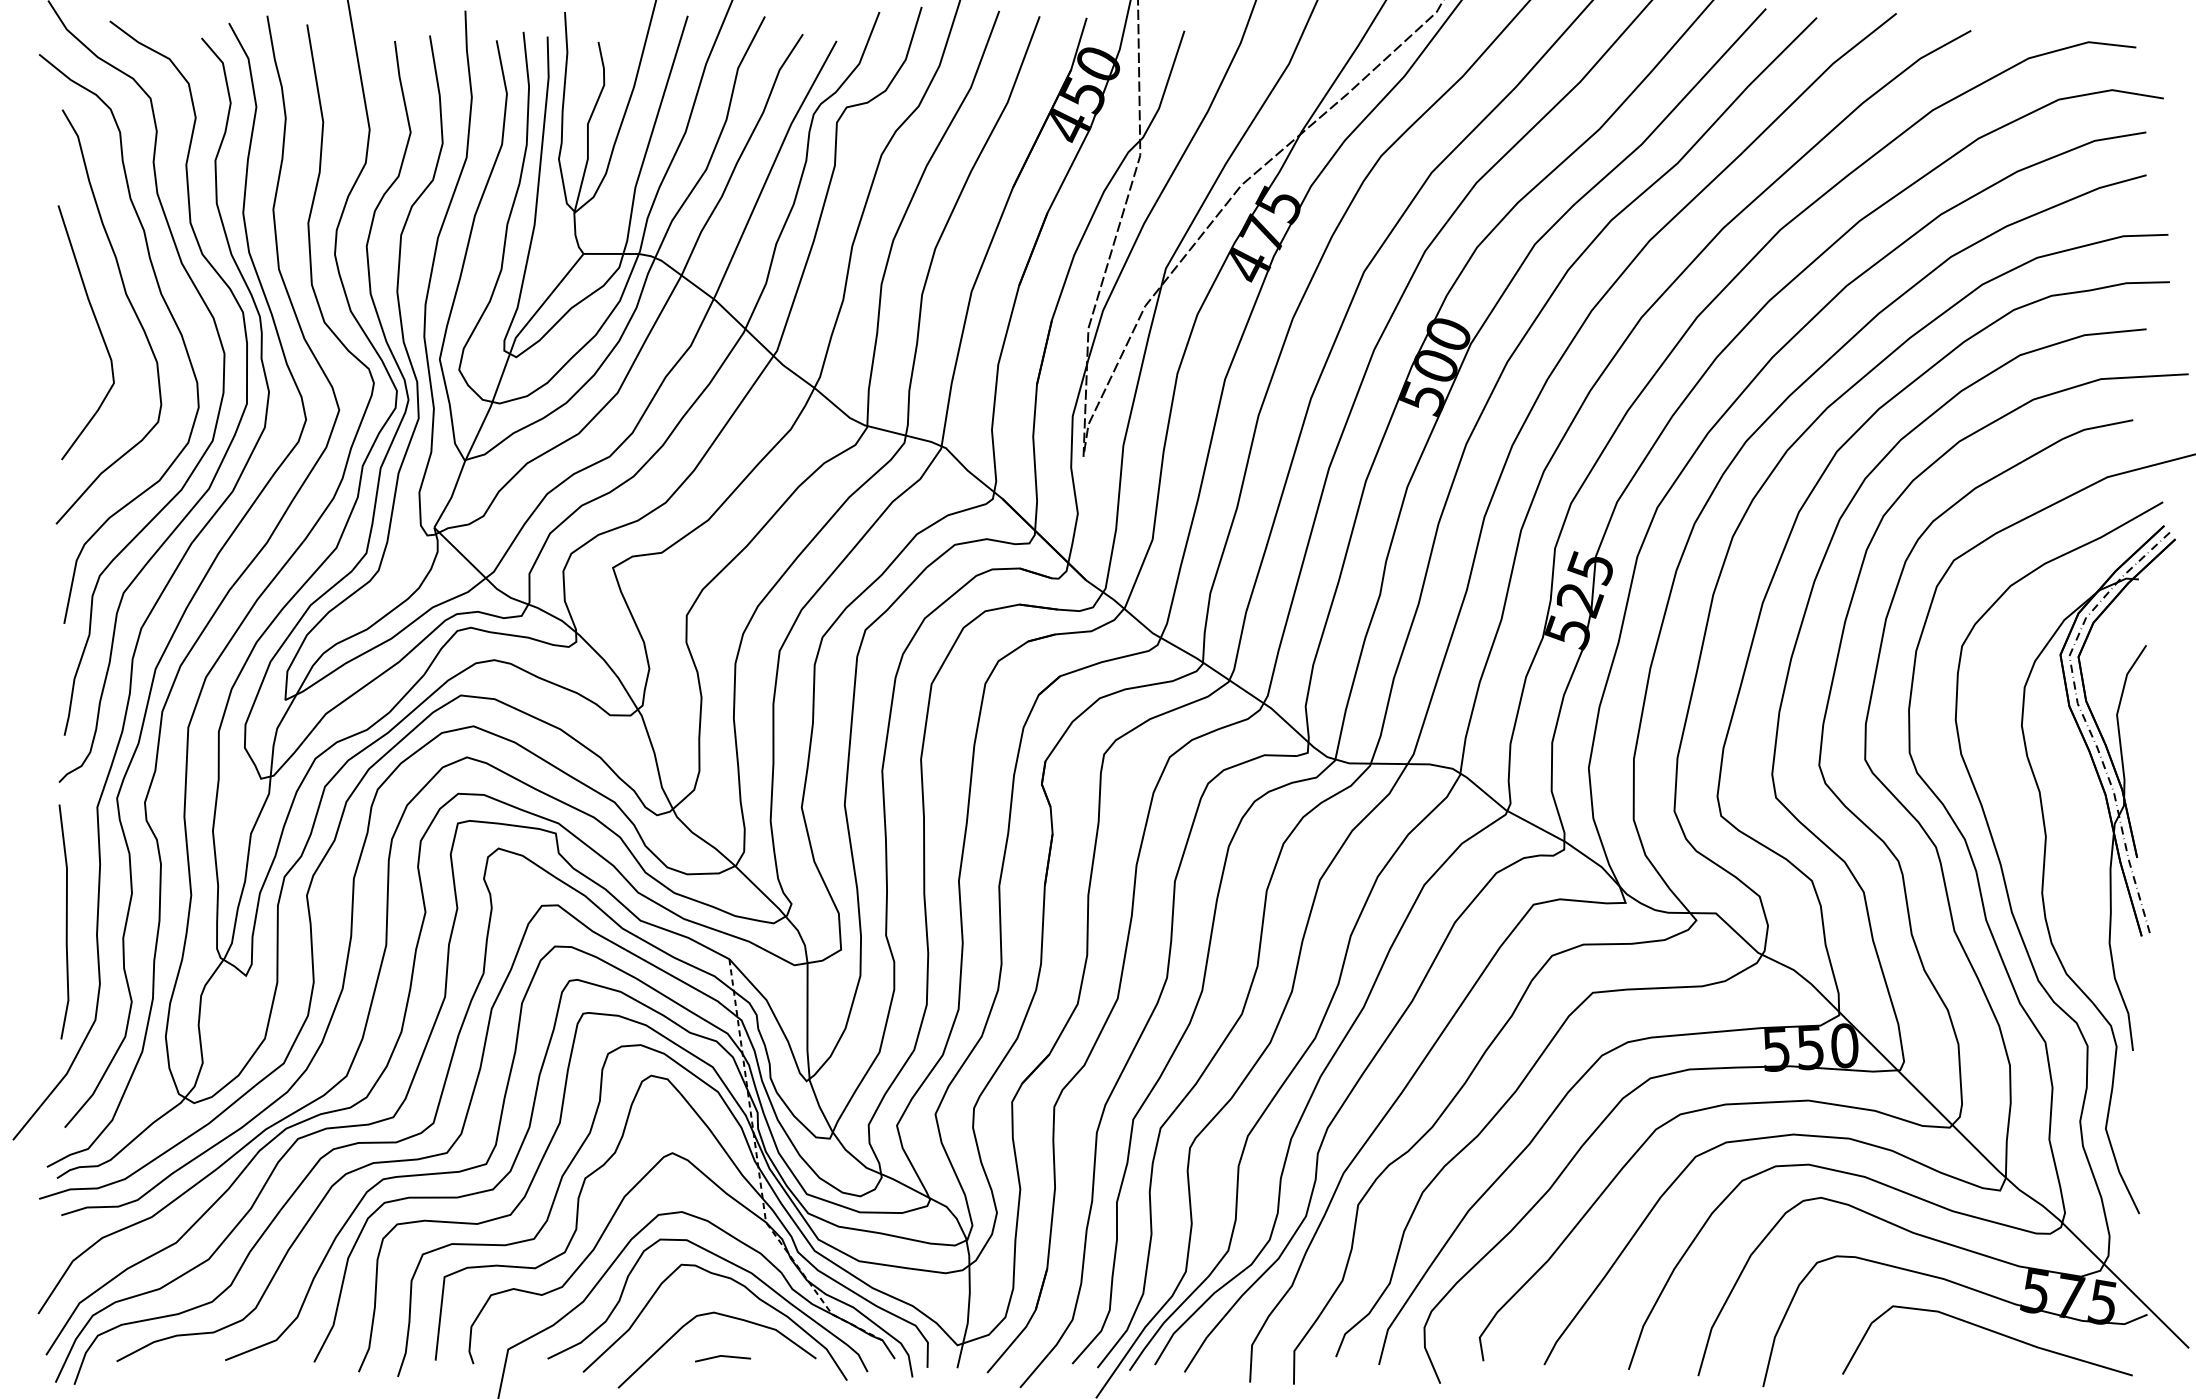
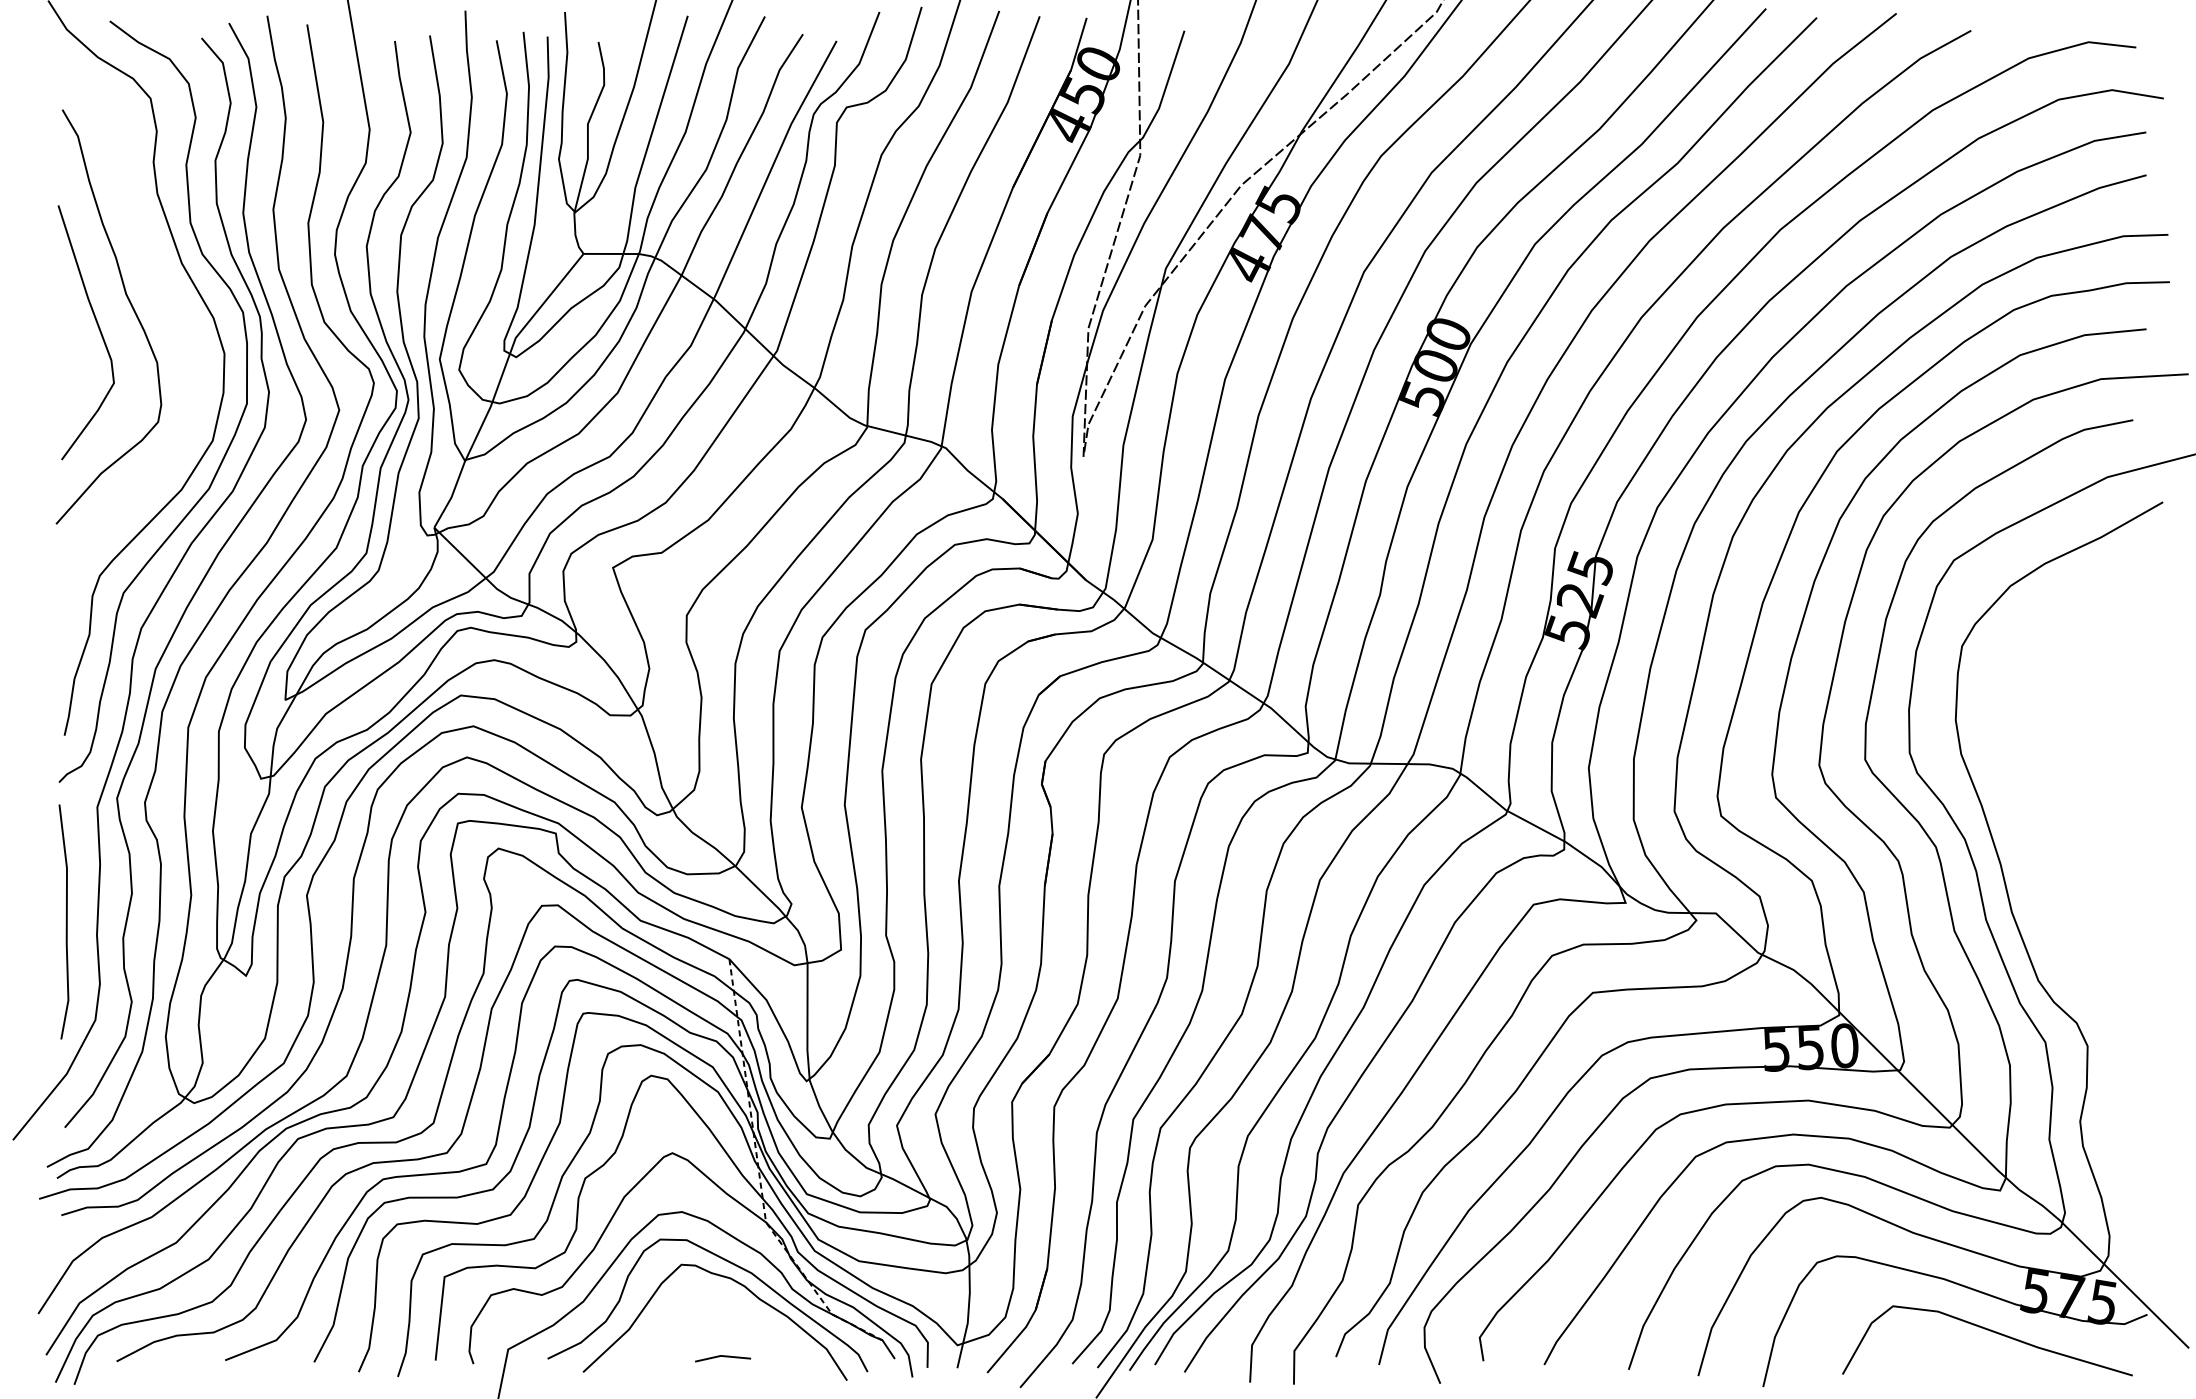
curve: present -> none (169, 313)
part: present -> none (2109, 869)
curve: present -> none (724, 1316)
